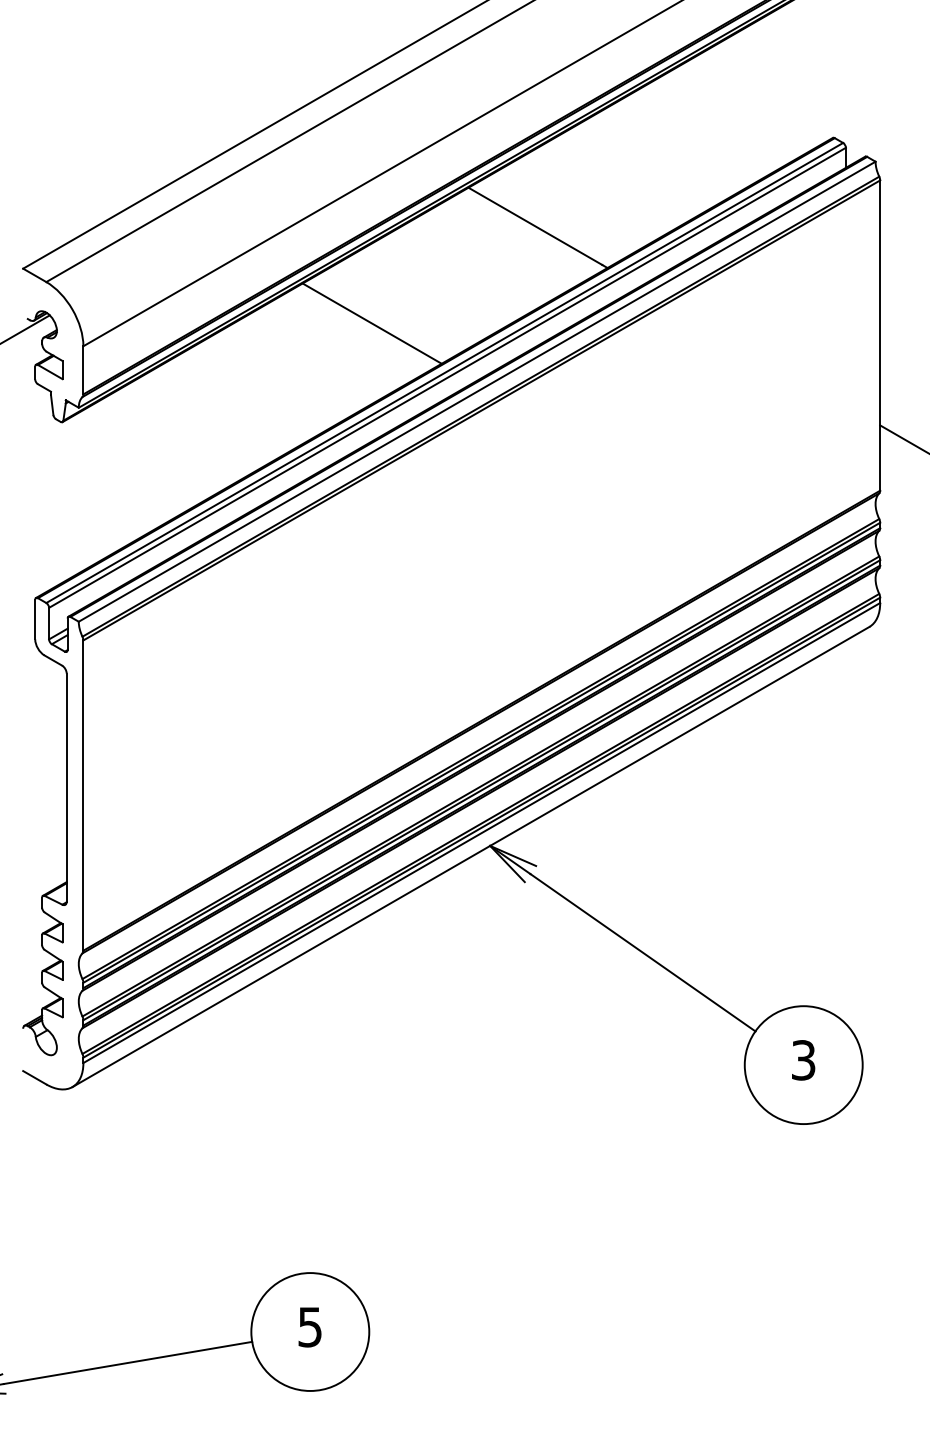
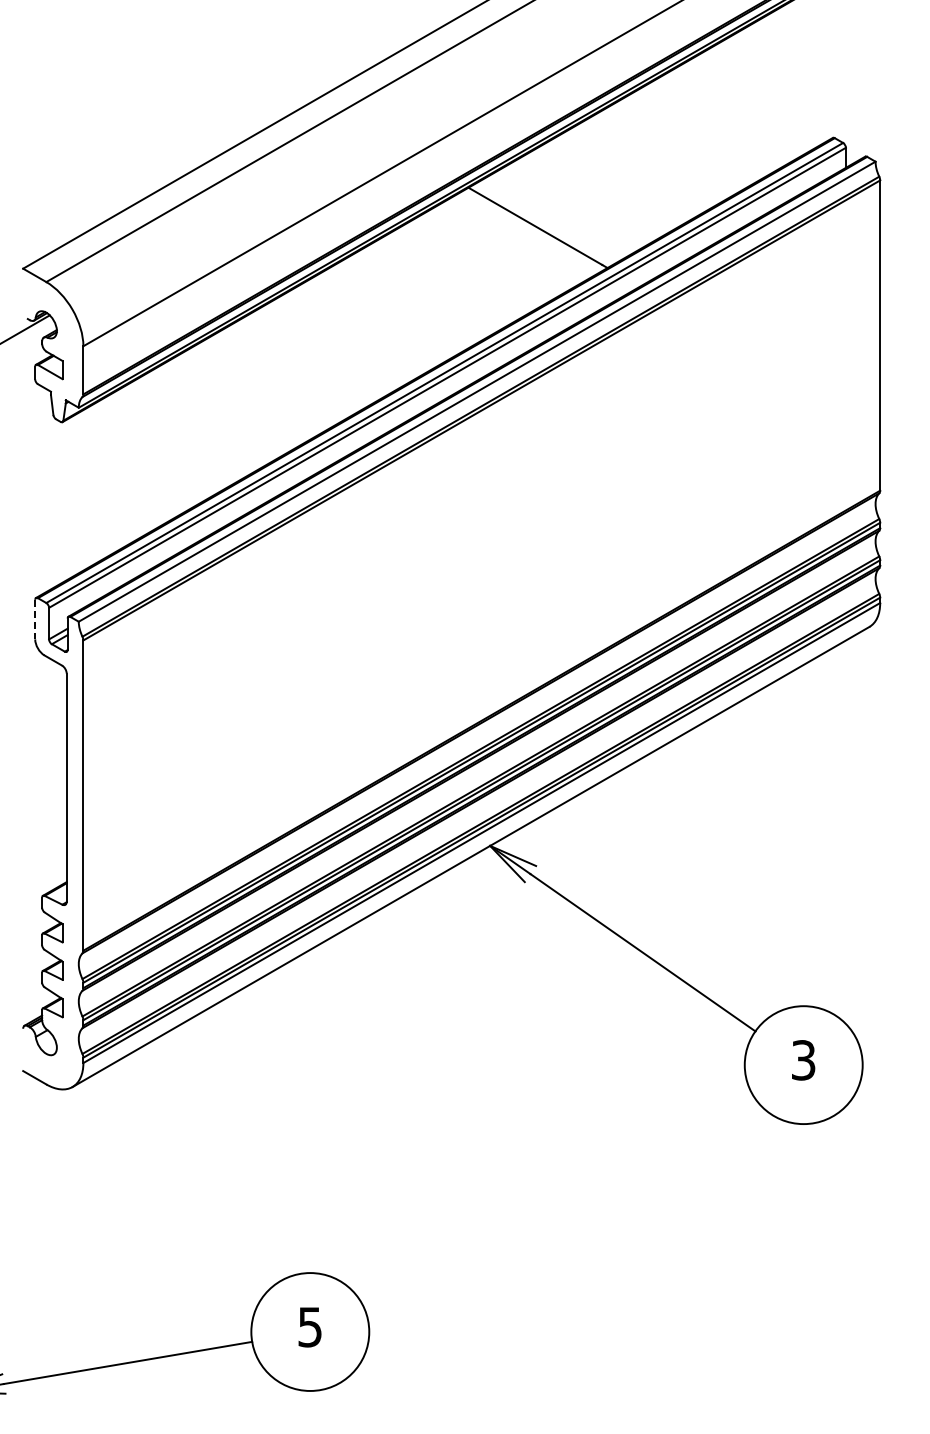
line: present -> none (371, 323)
line: present -> none (903, 438)
line: solid -> dashed (35, 619)
